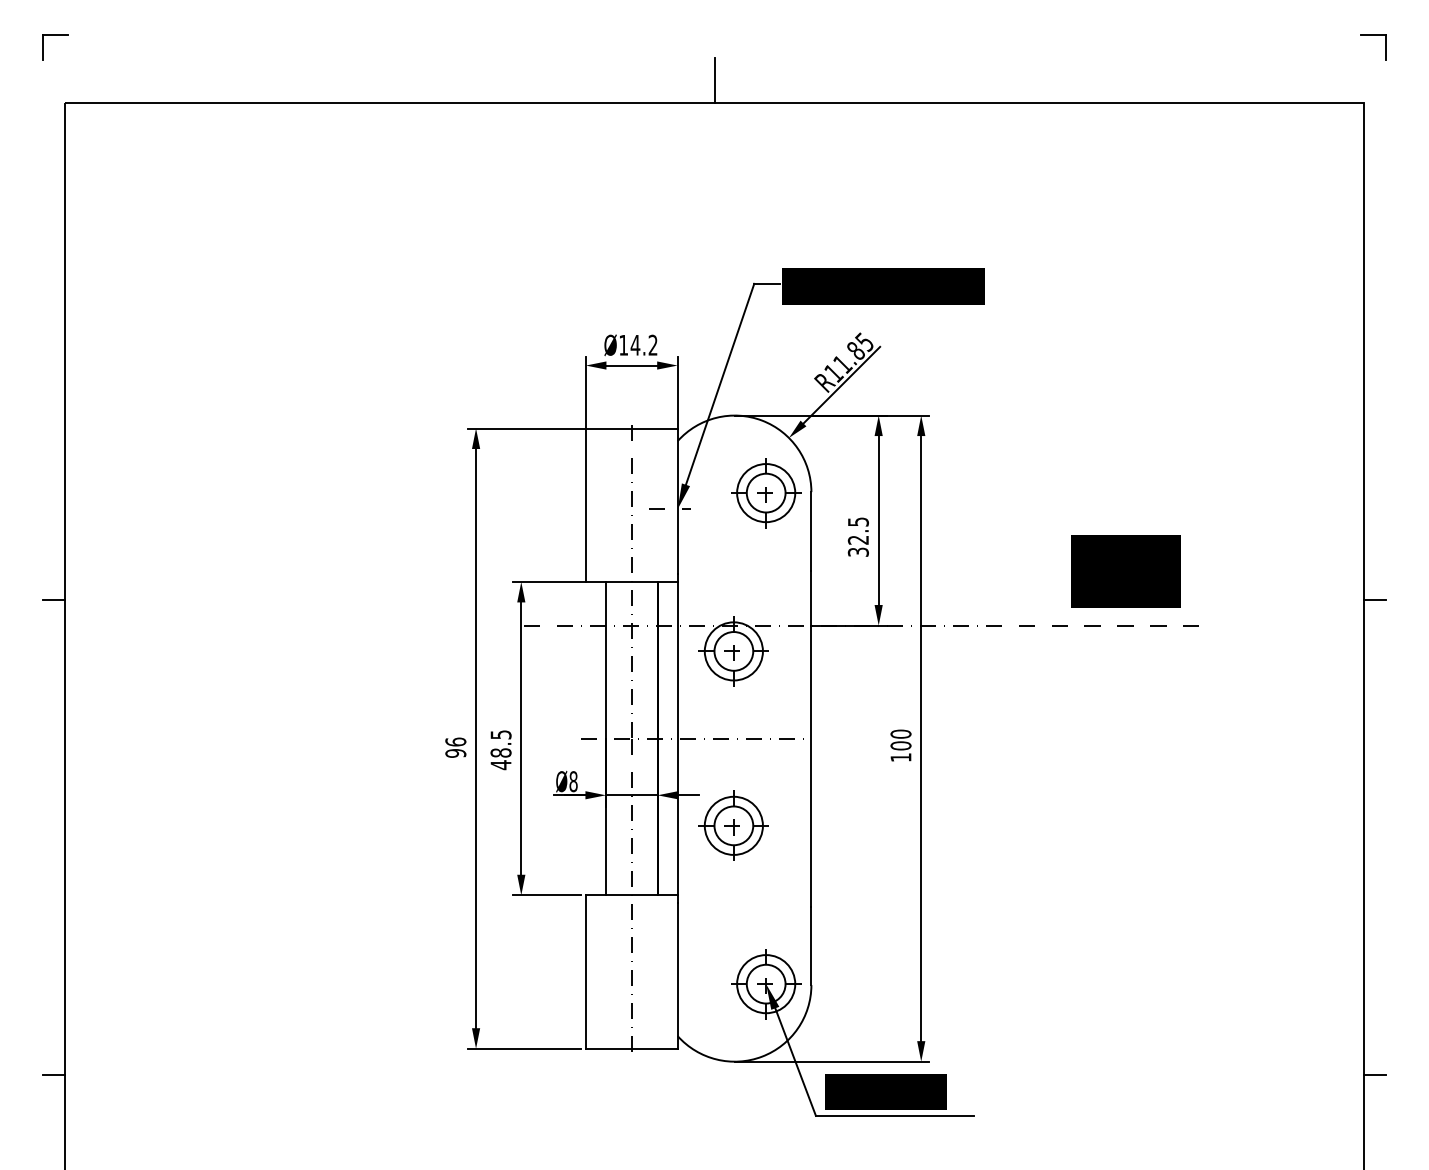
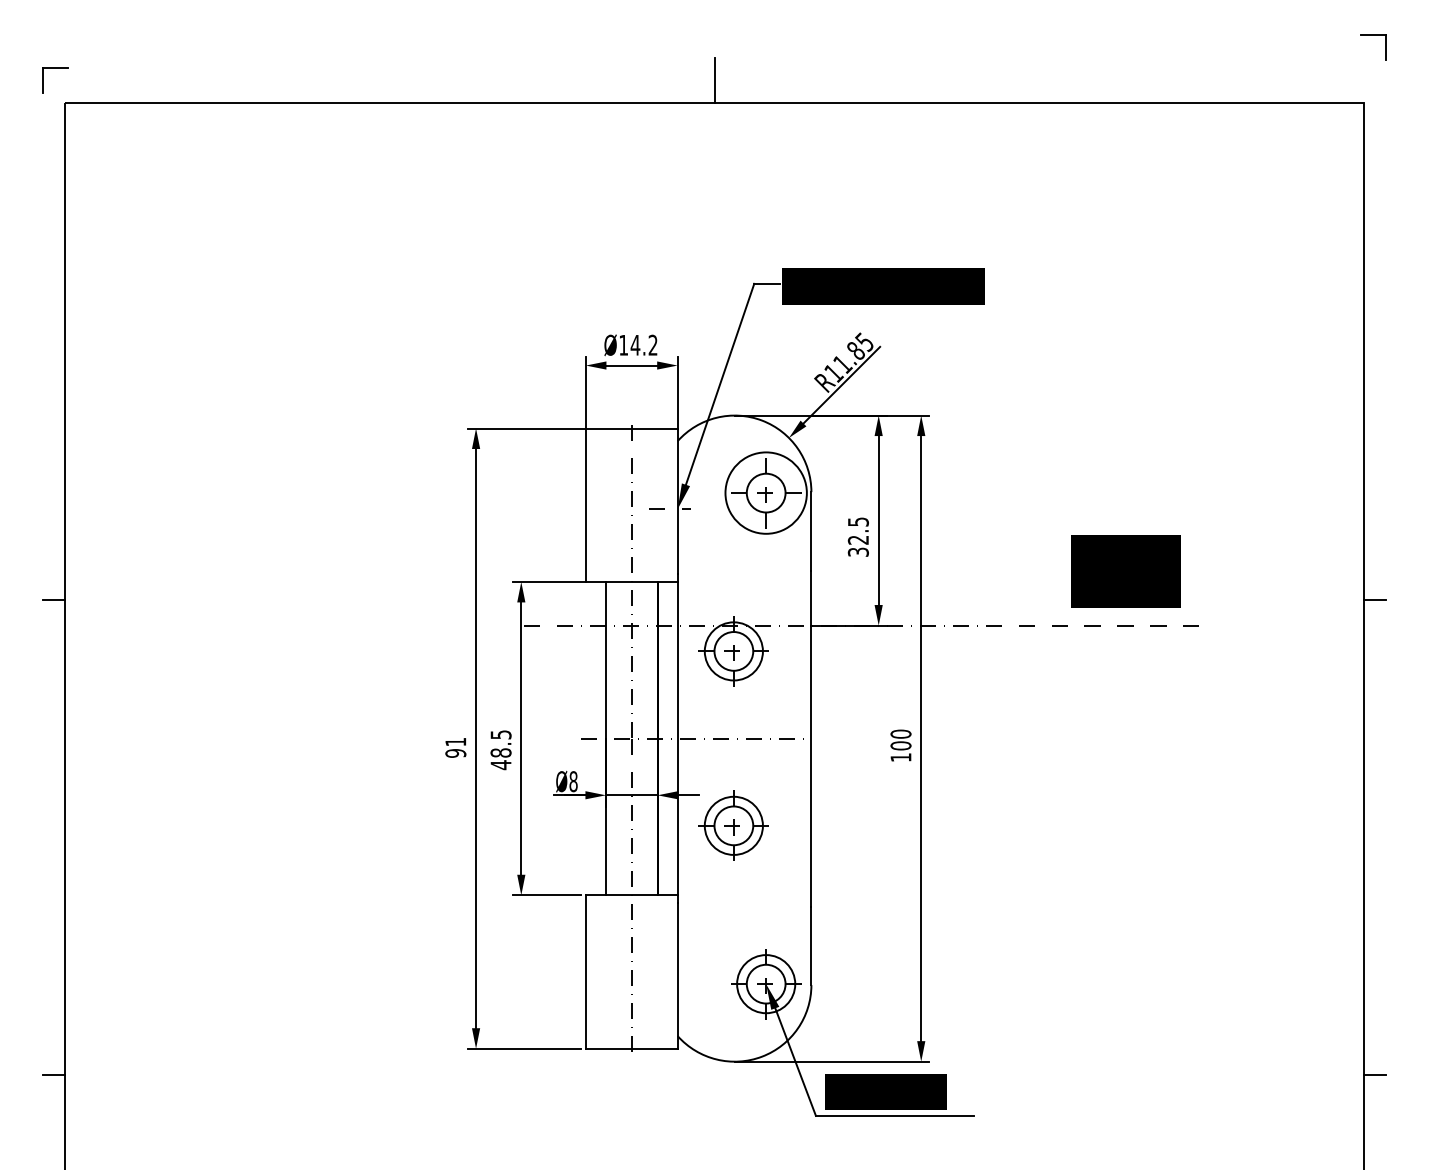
part position: (55, 35) -> (55, 68) (55, 68)
circle diameter: 58 px -> 81 px (765, 492)
text: 96 -> 91 (455, 741)
